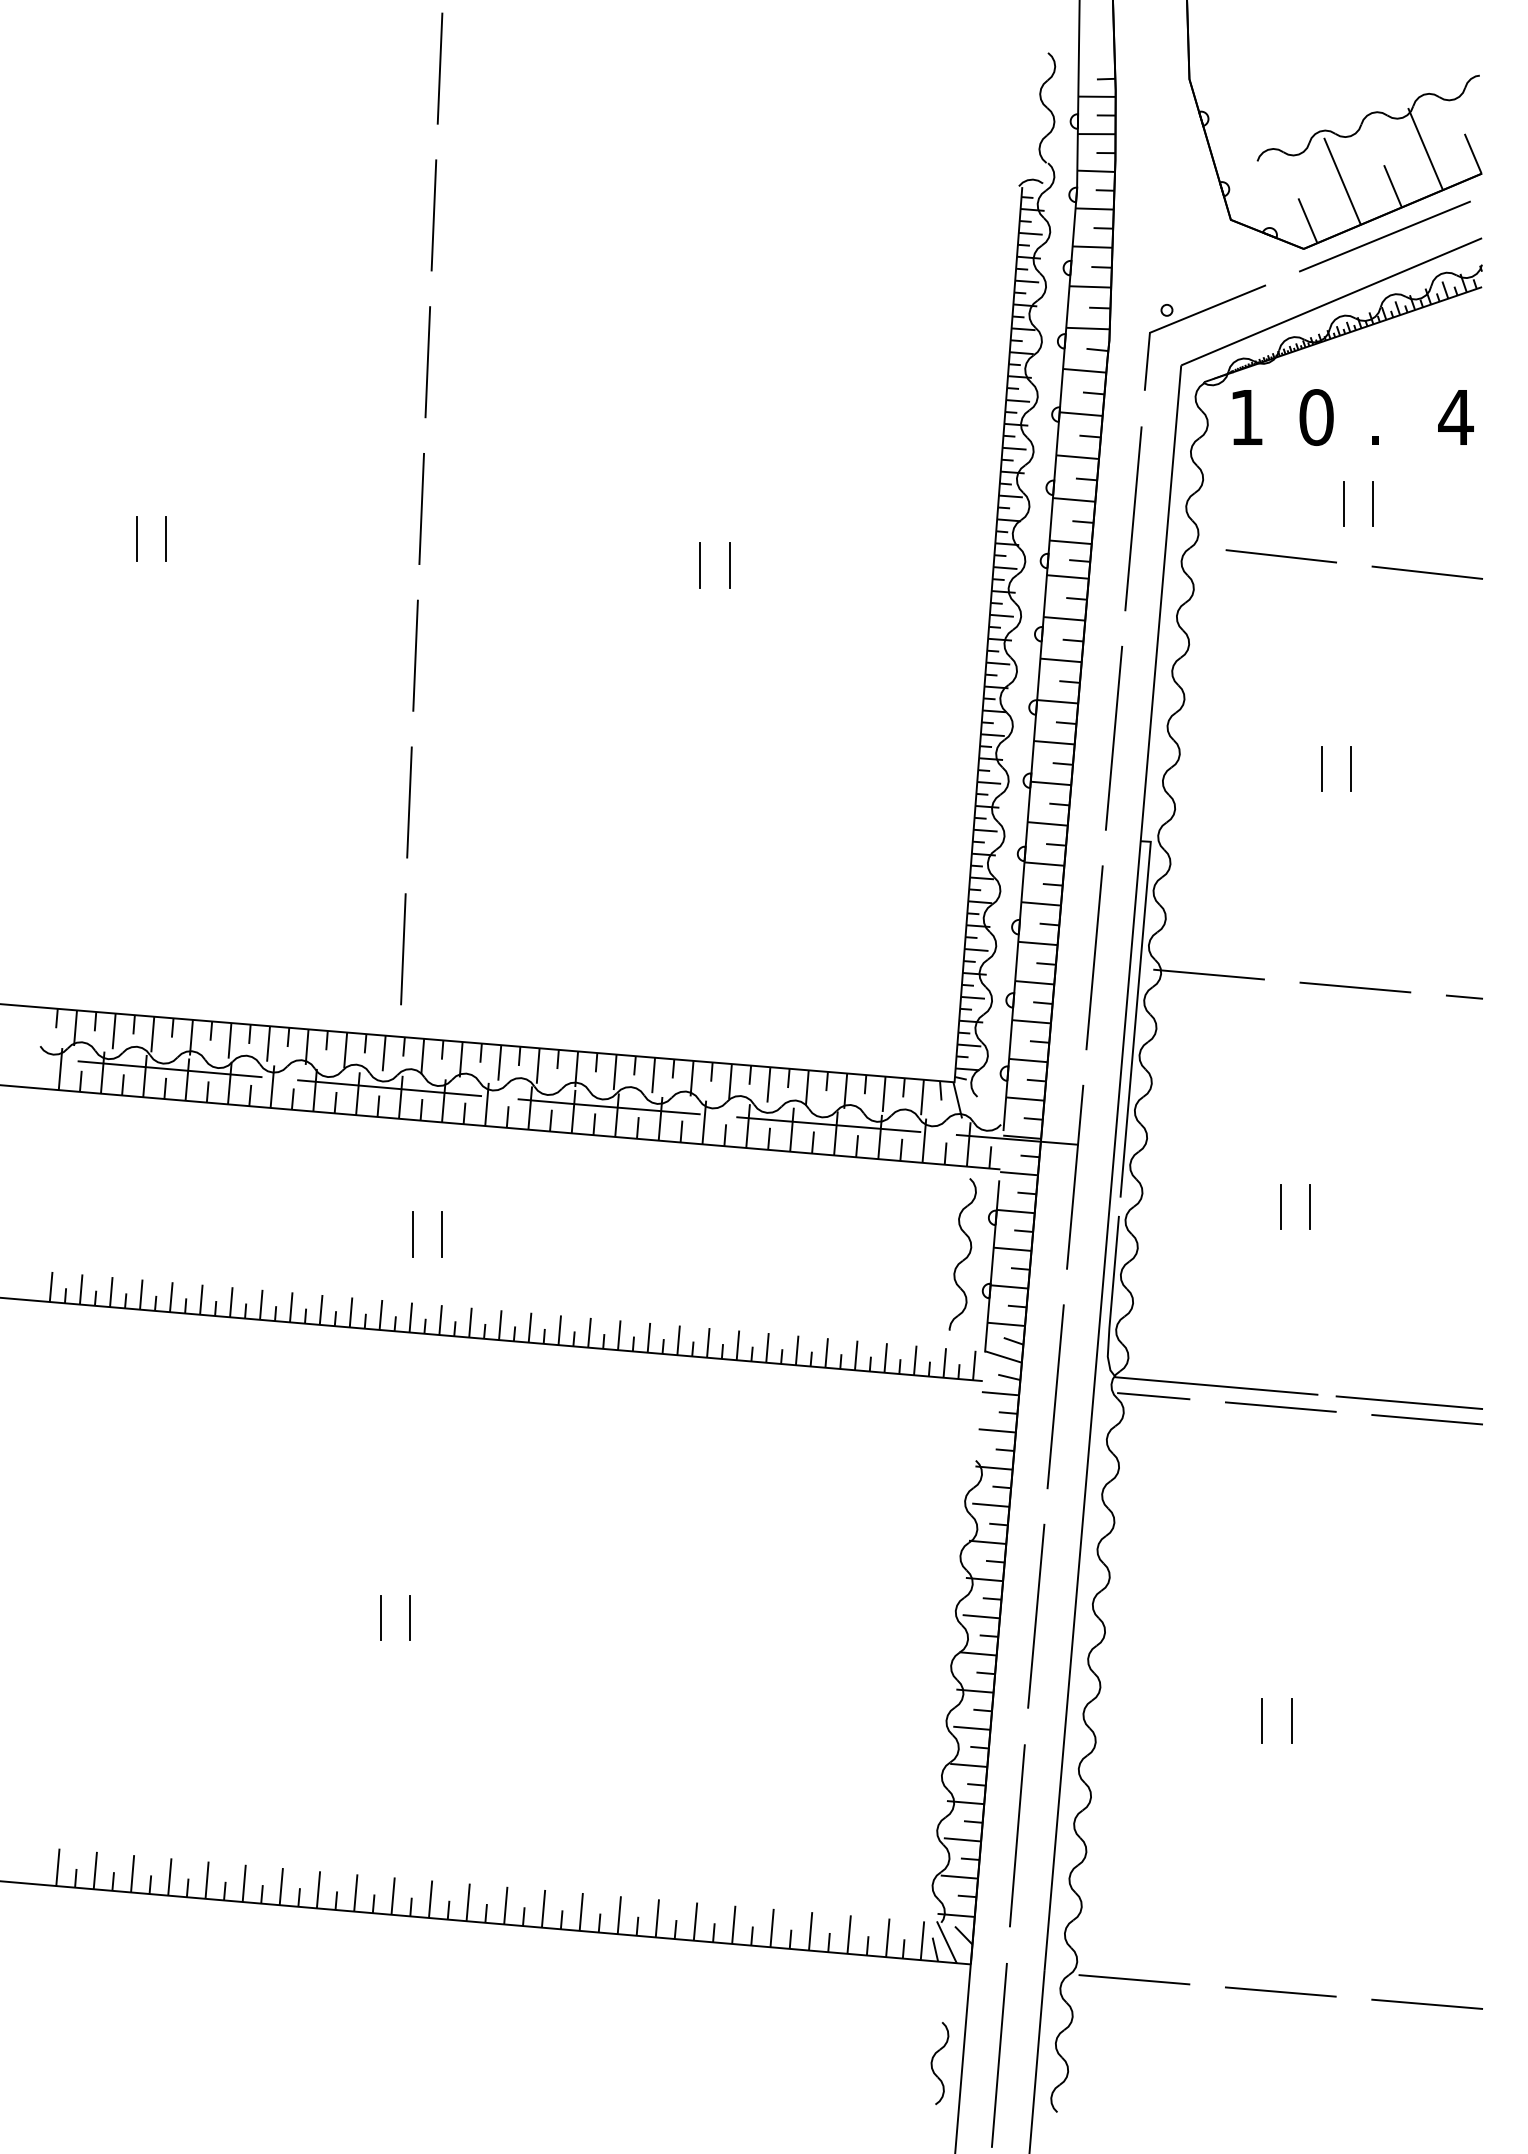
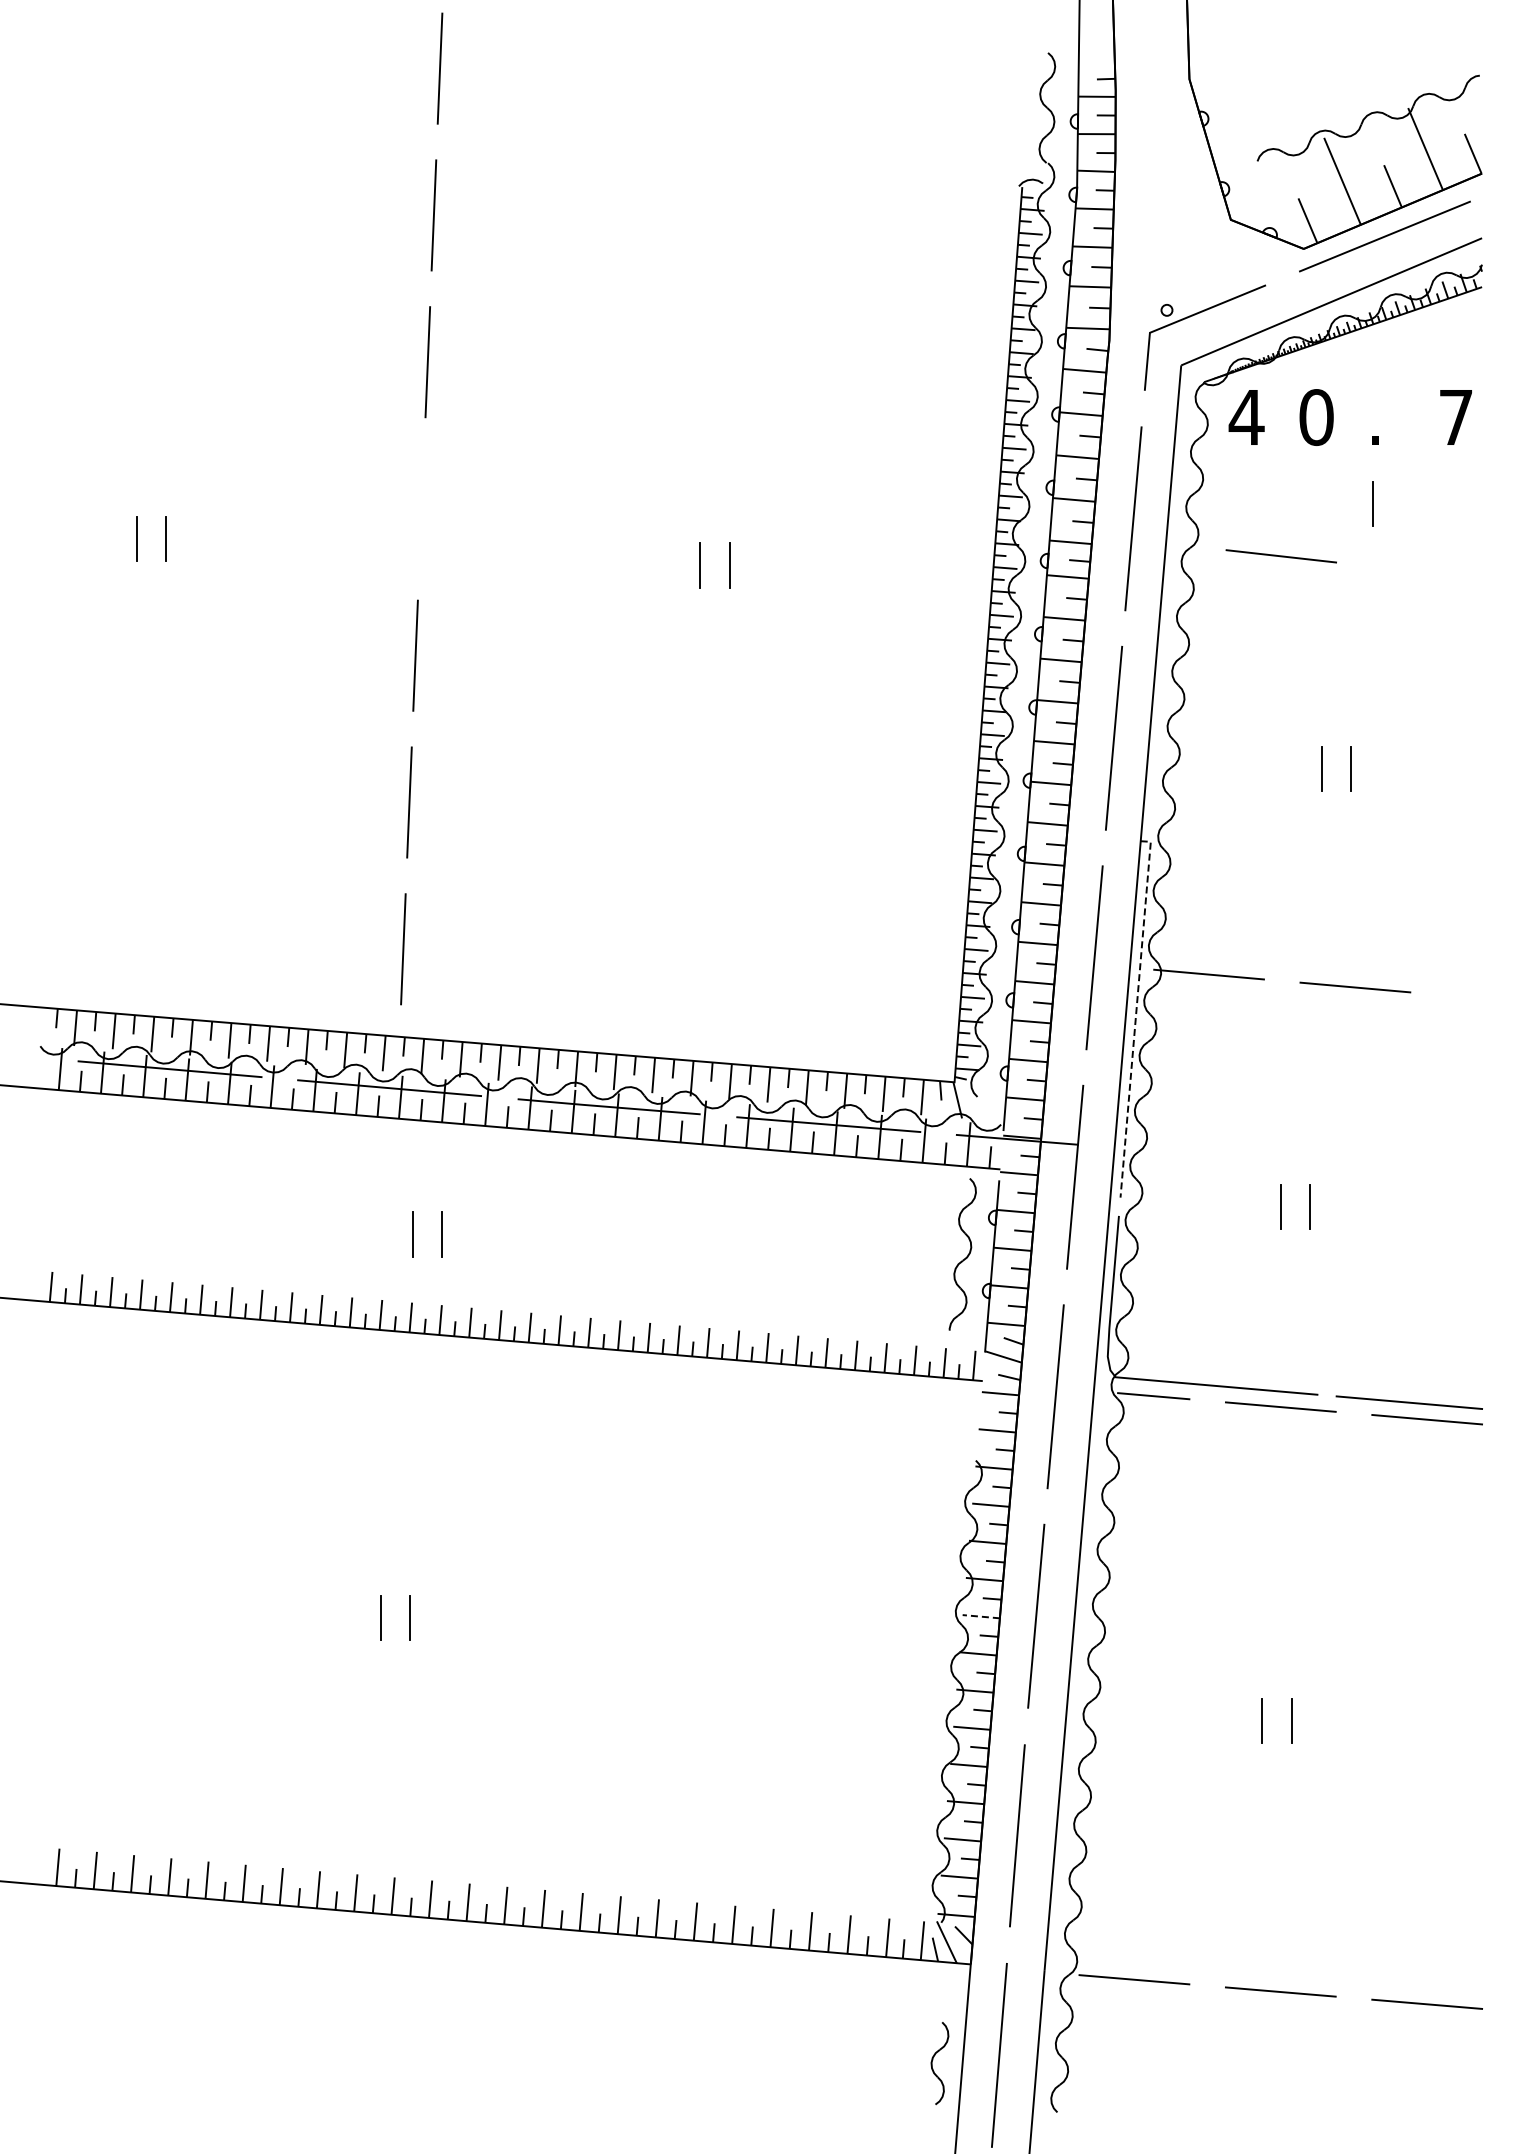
text: 1 -> 4 (1246, 417)
text: 4 -> 7 (1455, 417)
line: present -> none (1343, 503)
line: present -> none (421, 508)
line: present -> none (1427, 572)
line: present -> none (1464, 996)
line: solid -> dashed (1136, 1013)
line: solid -> dashed (981, 1616)
